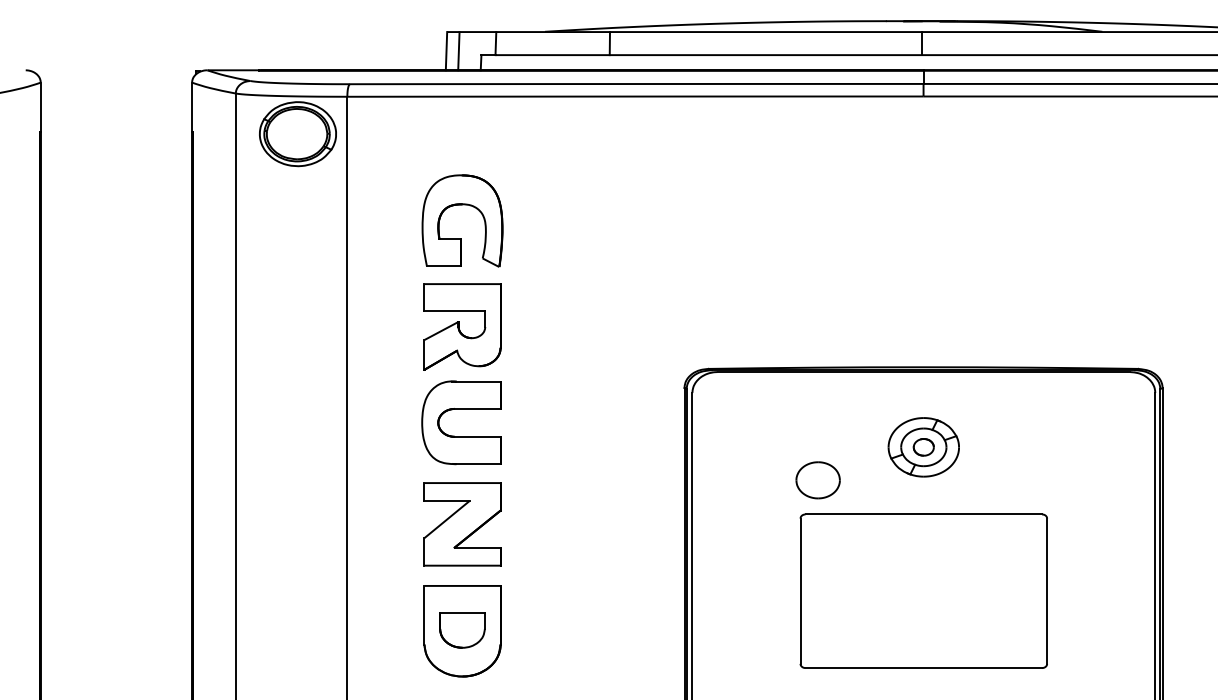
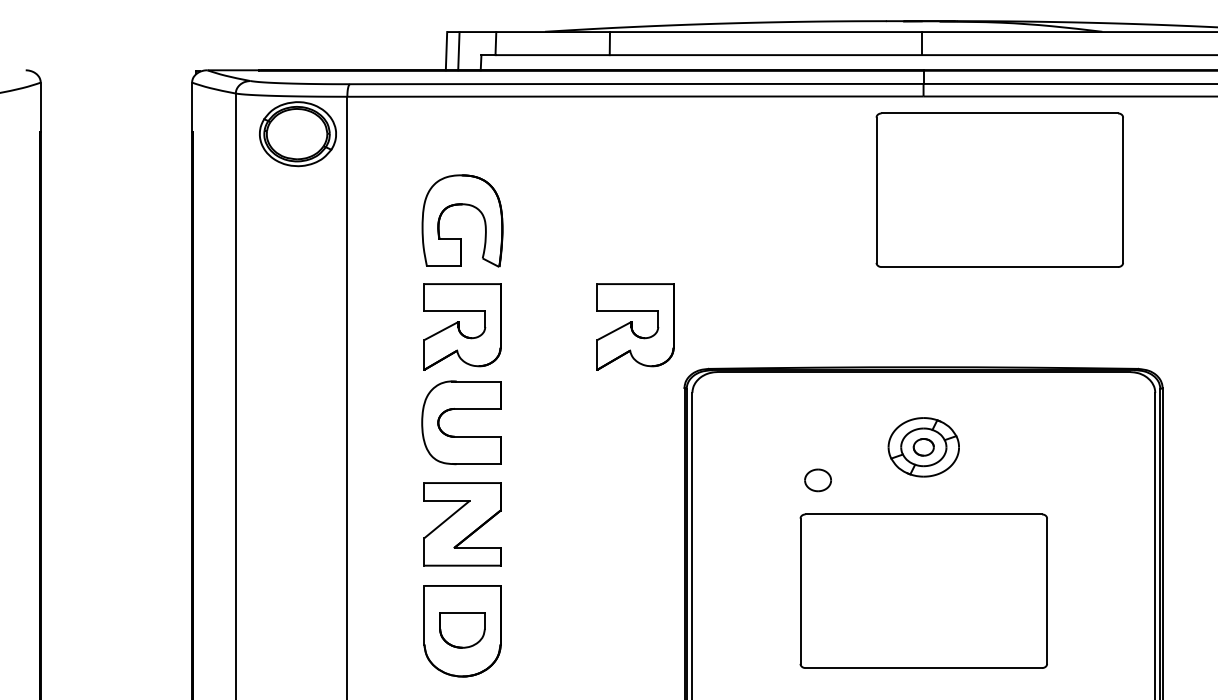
part: none -> present (999, 189)
part: none -> present (635, 326)
part size: 46x39 px -> 28x25 px (817, 480)
